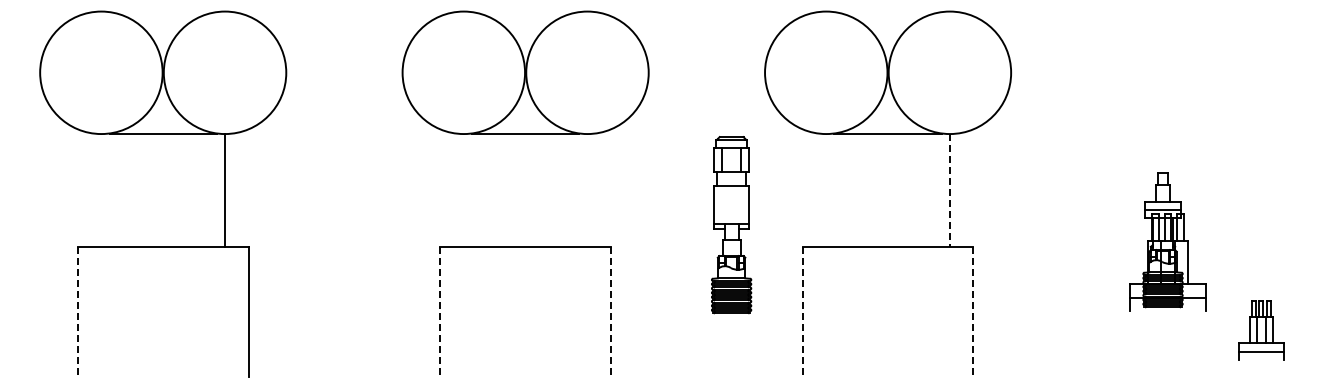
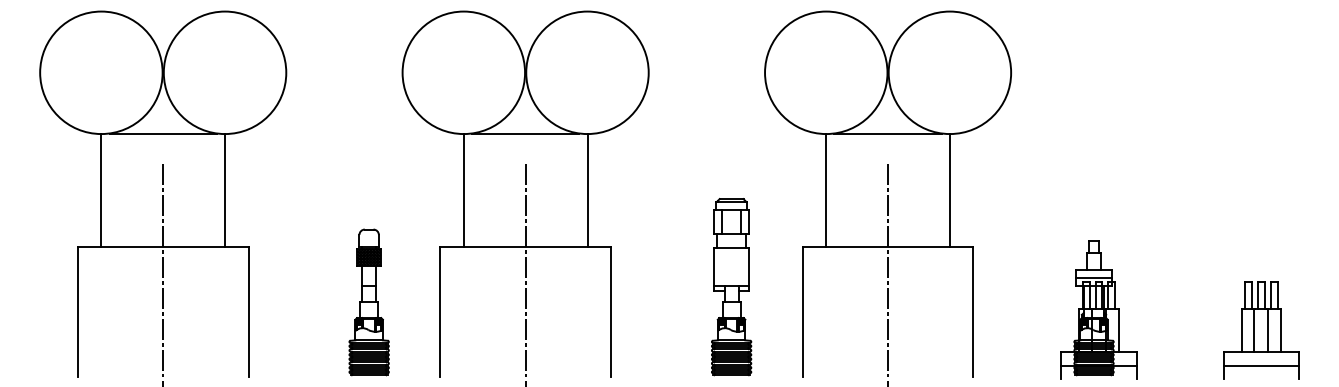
line: none -> present (101, 190)
line: none -> present (463, 190)
line: none -> present (587, 190)
line: none -> present (826, 190)
line: dashed -> solid (950, 190)
part position: (731, 225) -> (731, 287) (731, 287)
part position: (1167, 241) -> (1098, 309) (1098, 309)
line: none -> present (163, 273)
line: none -> present (525, 273)
line: none -> present (888, 273)
part: none -> present (368, 302)
line: dashed -> solid (77, 312)
line: dashed -> solid (440, 312)
line: dashed -> solid (610, 312)
line: dashed -> solid (802, 312)
line: dashed -> solid (973, 312)
part size: 47x61 px -> 77x99 px (1261, 330)
